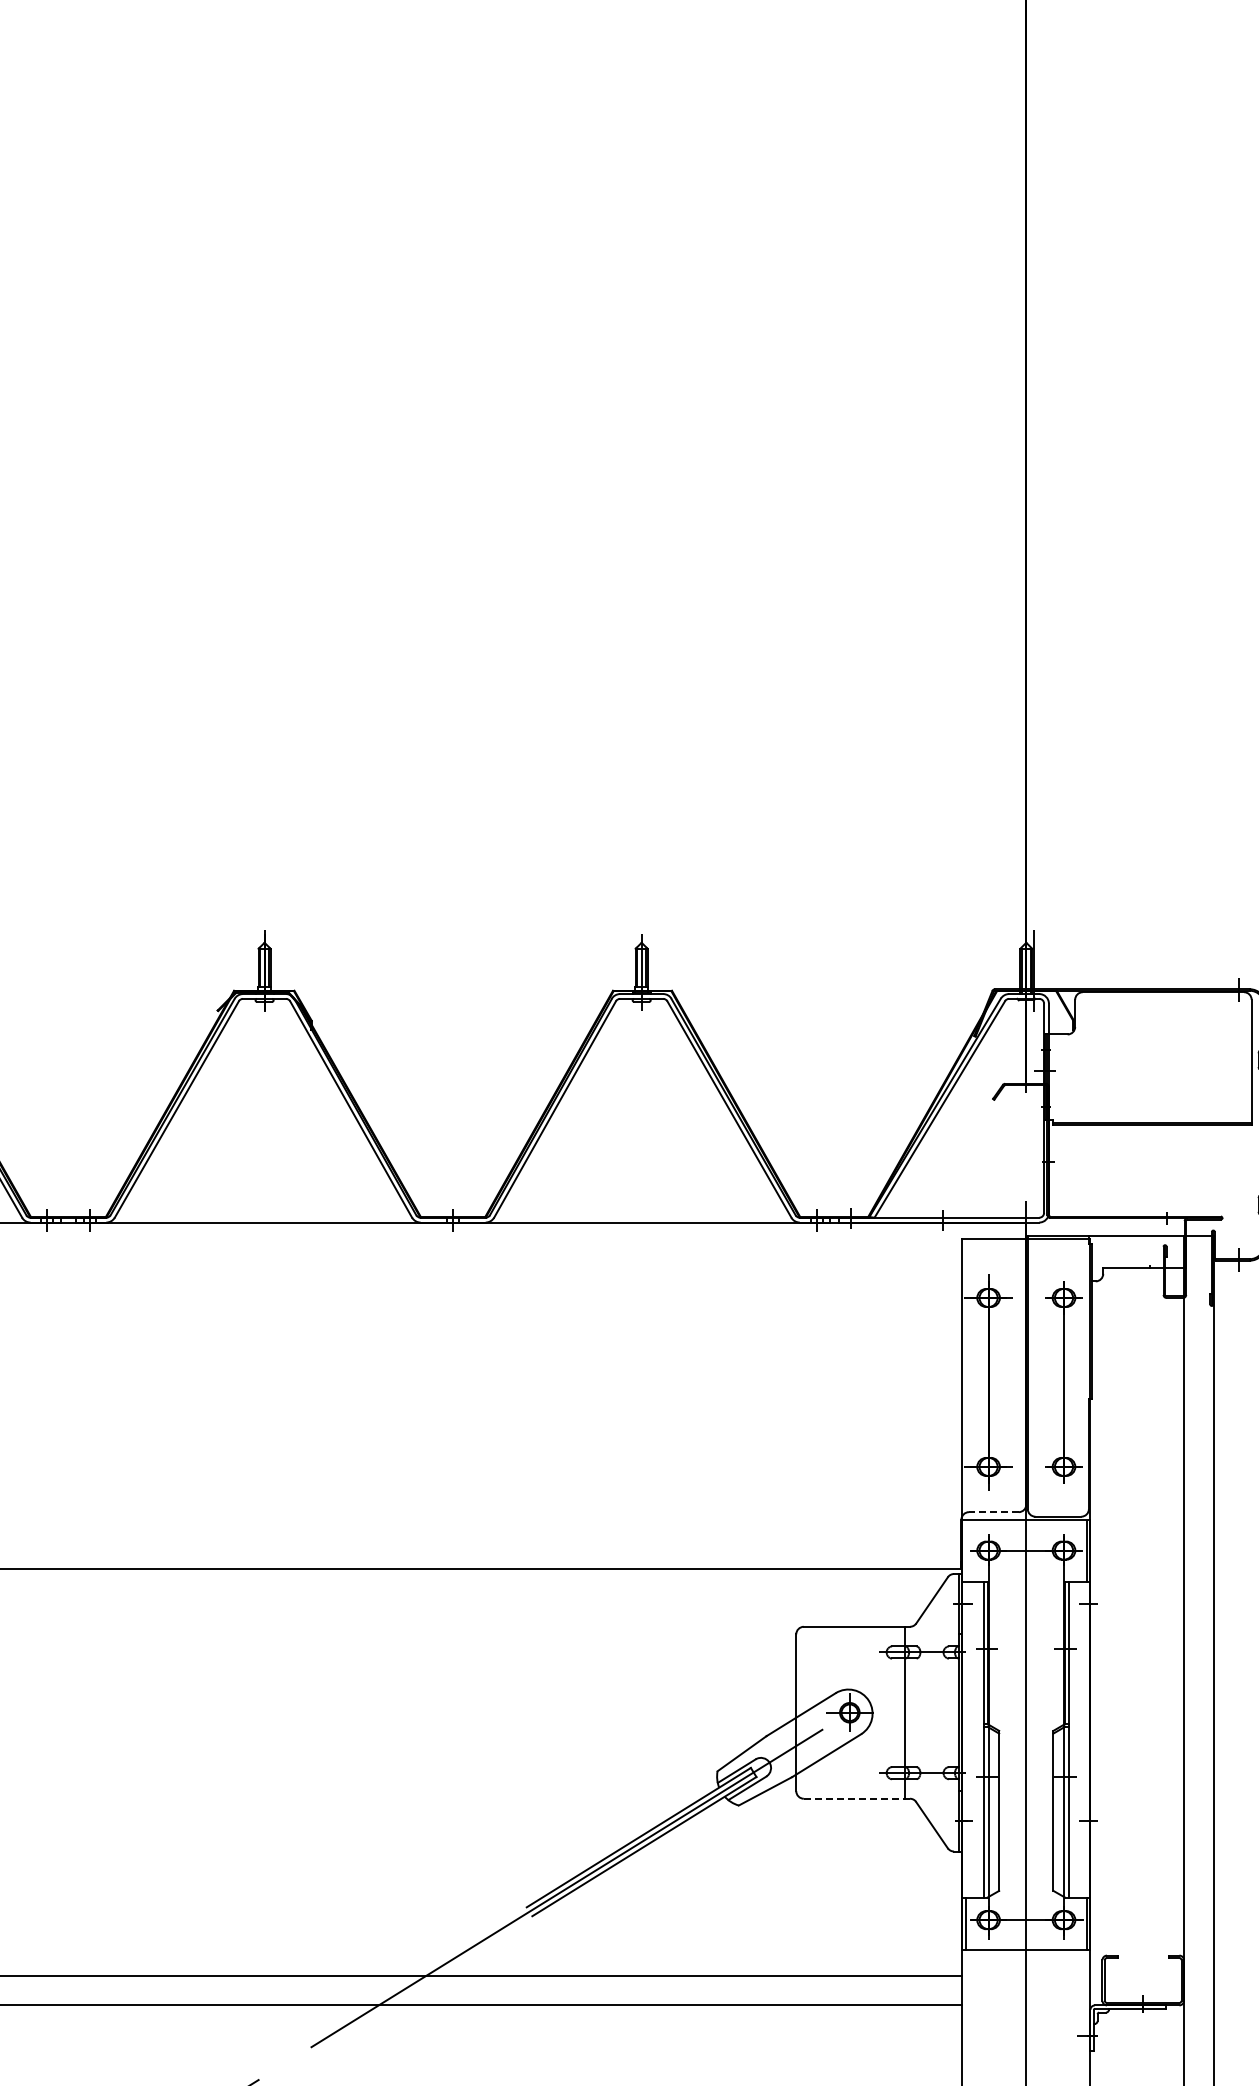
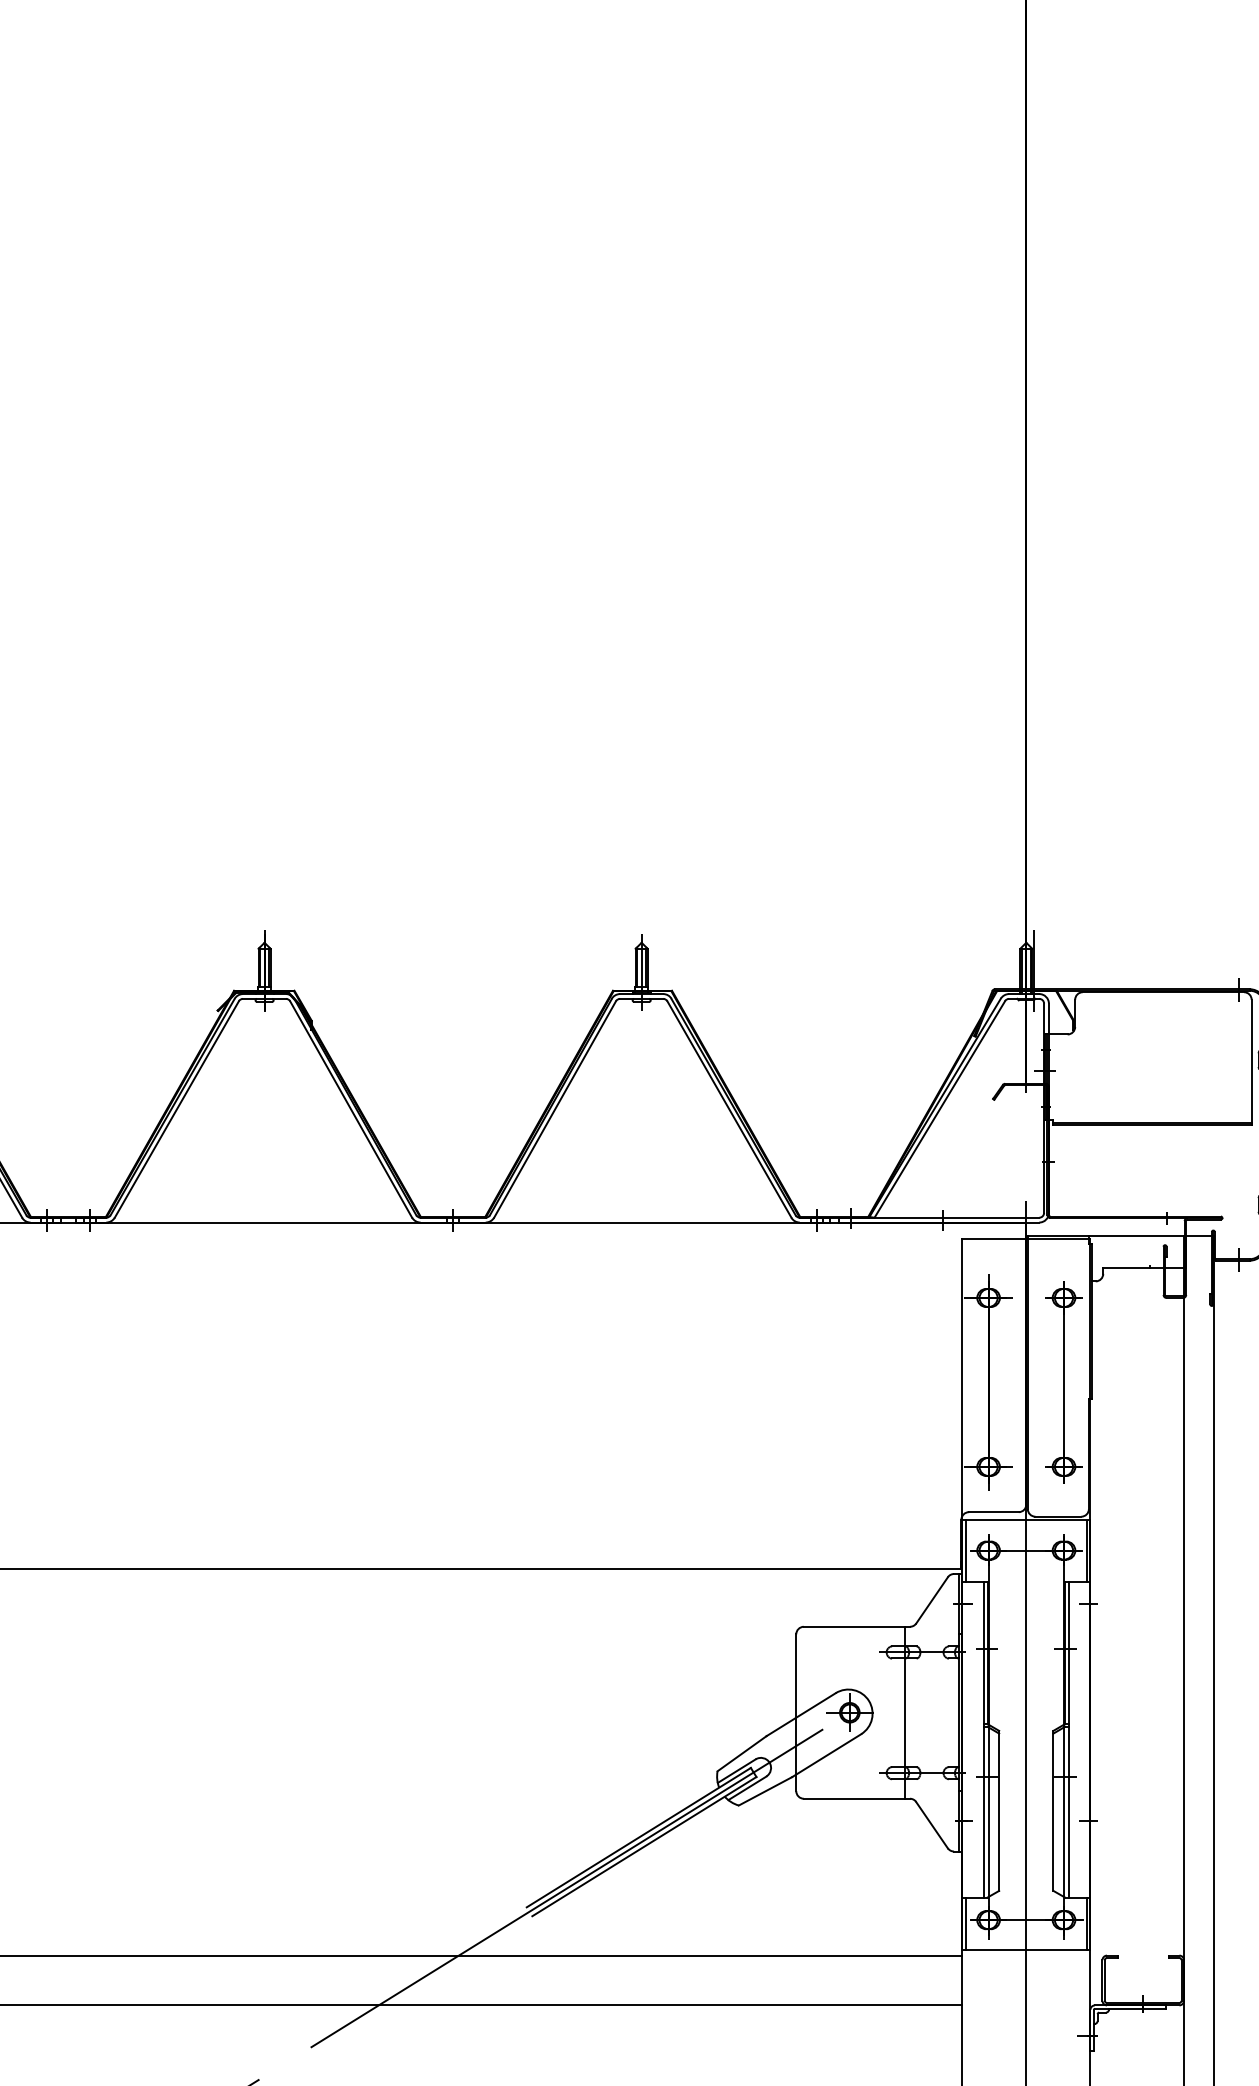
line: dashed -> solid (993, 1512)
line: none -> present (965, 1551)
line: dashed -> solid (857, 1798)
line position: (482, 1975) -> (482, 1955) (482, 1955)
